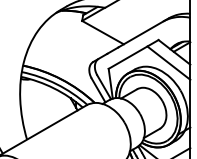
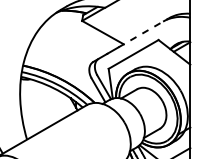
line: solid -> dashed (143, 32)
line: present -> none (168, 62)
